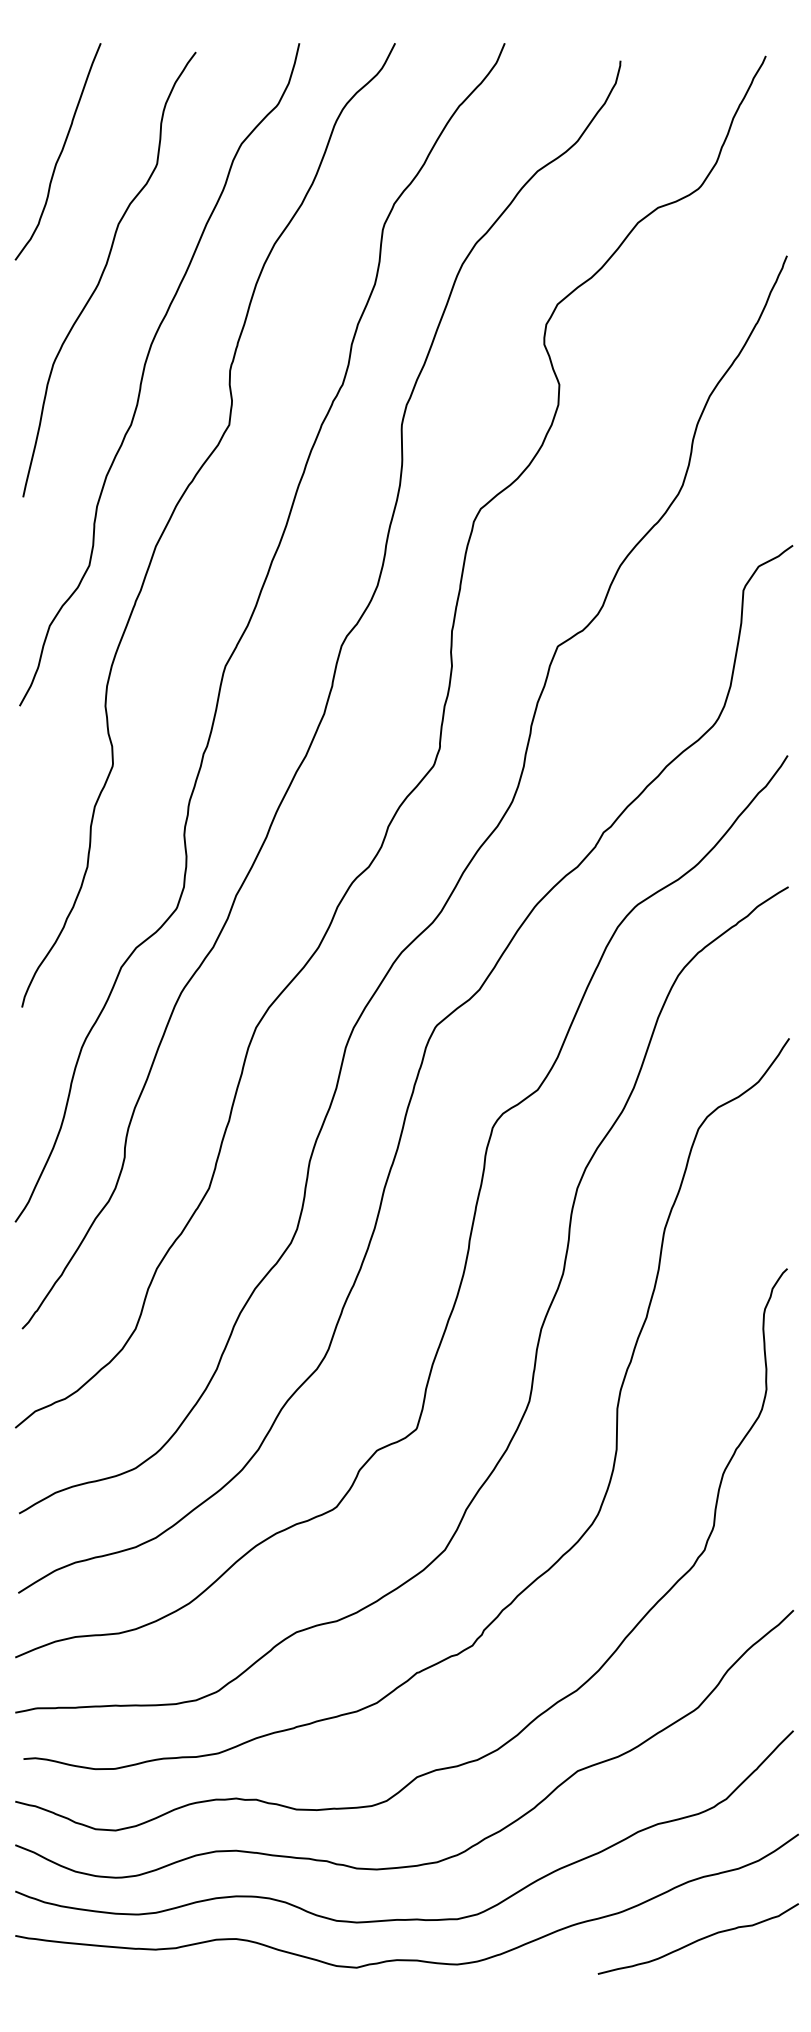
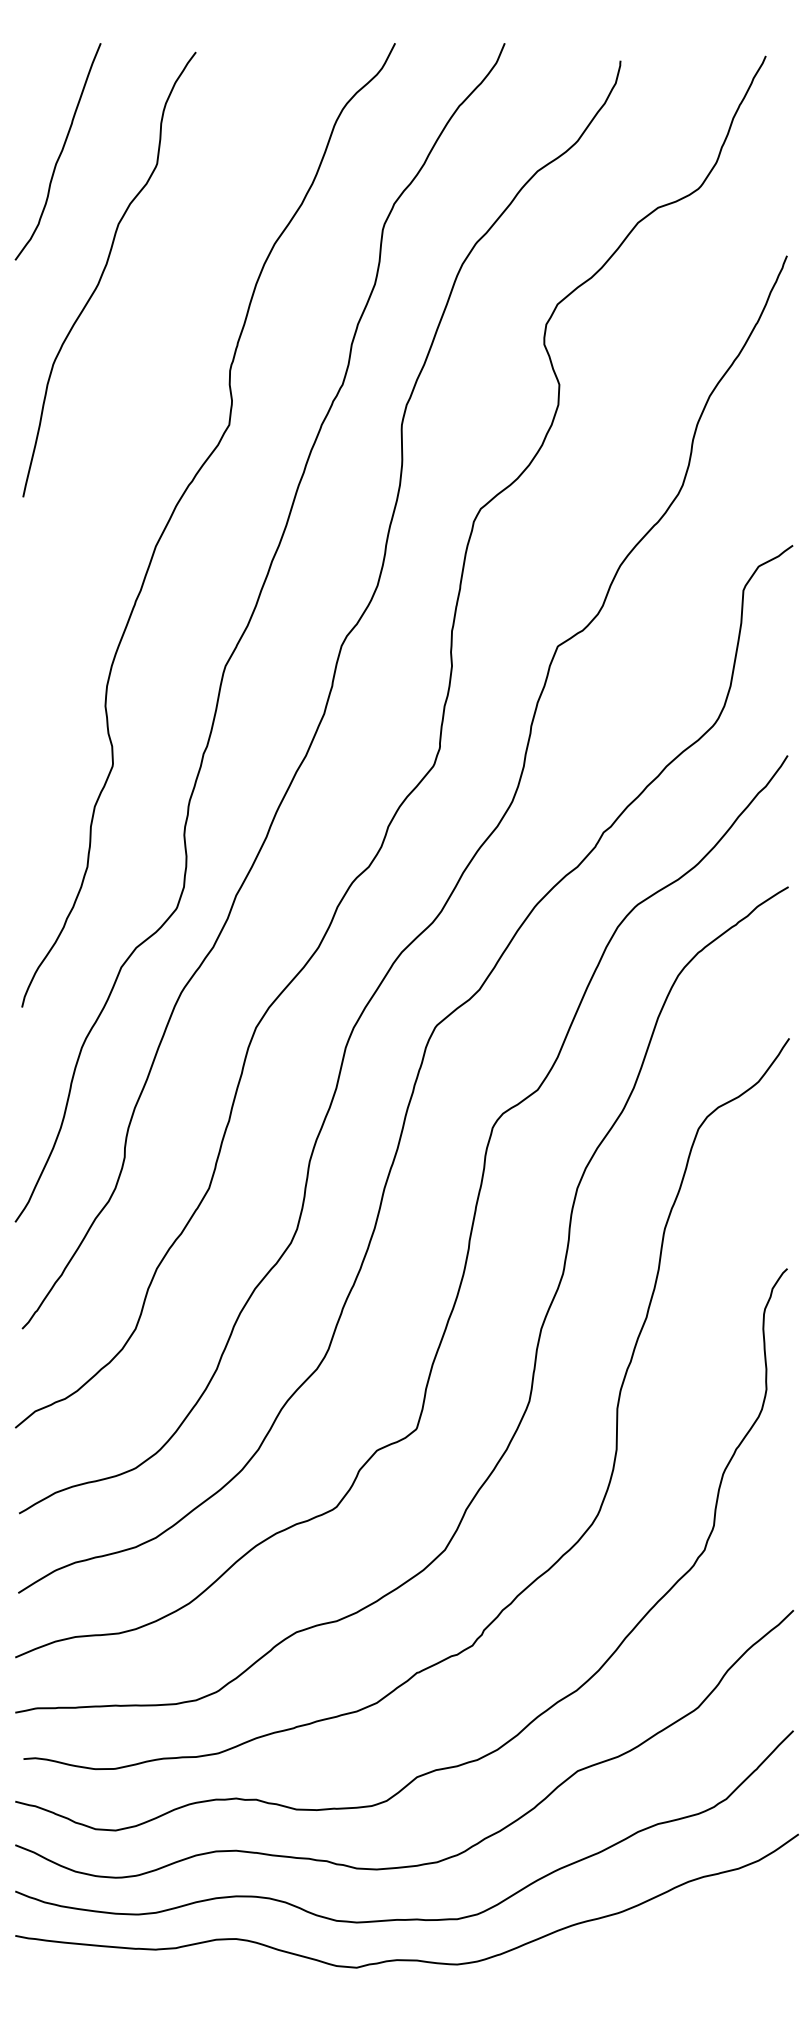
curve: present -> none (144, 372)
curve: present -> none (697, 1939)
